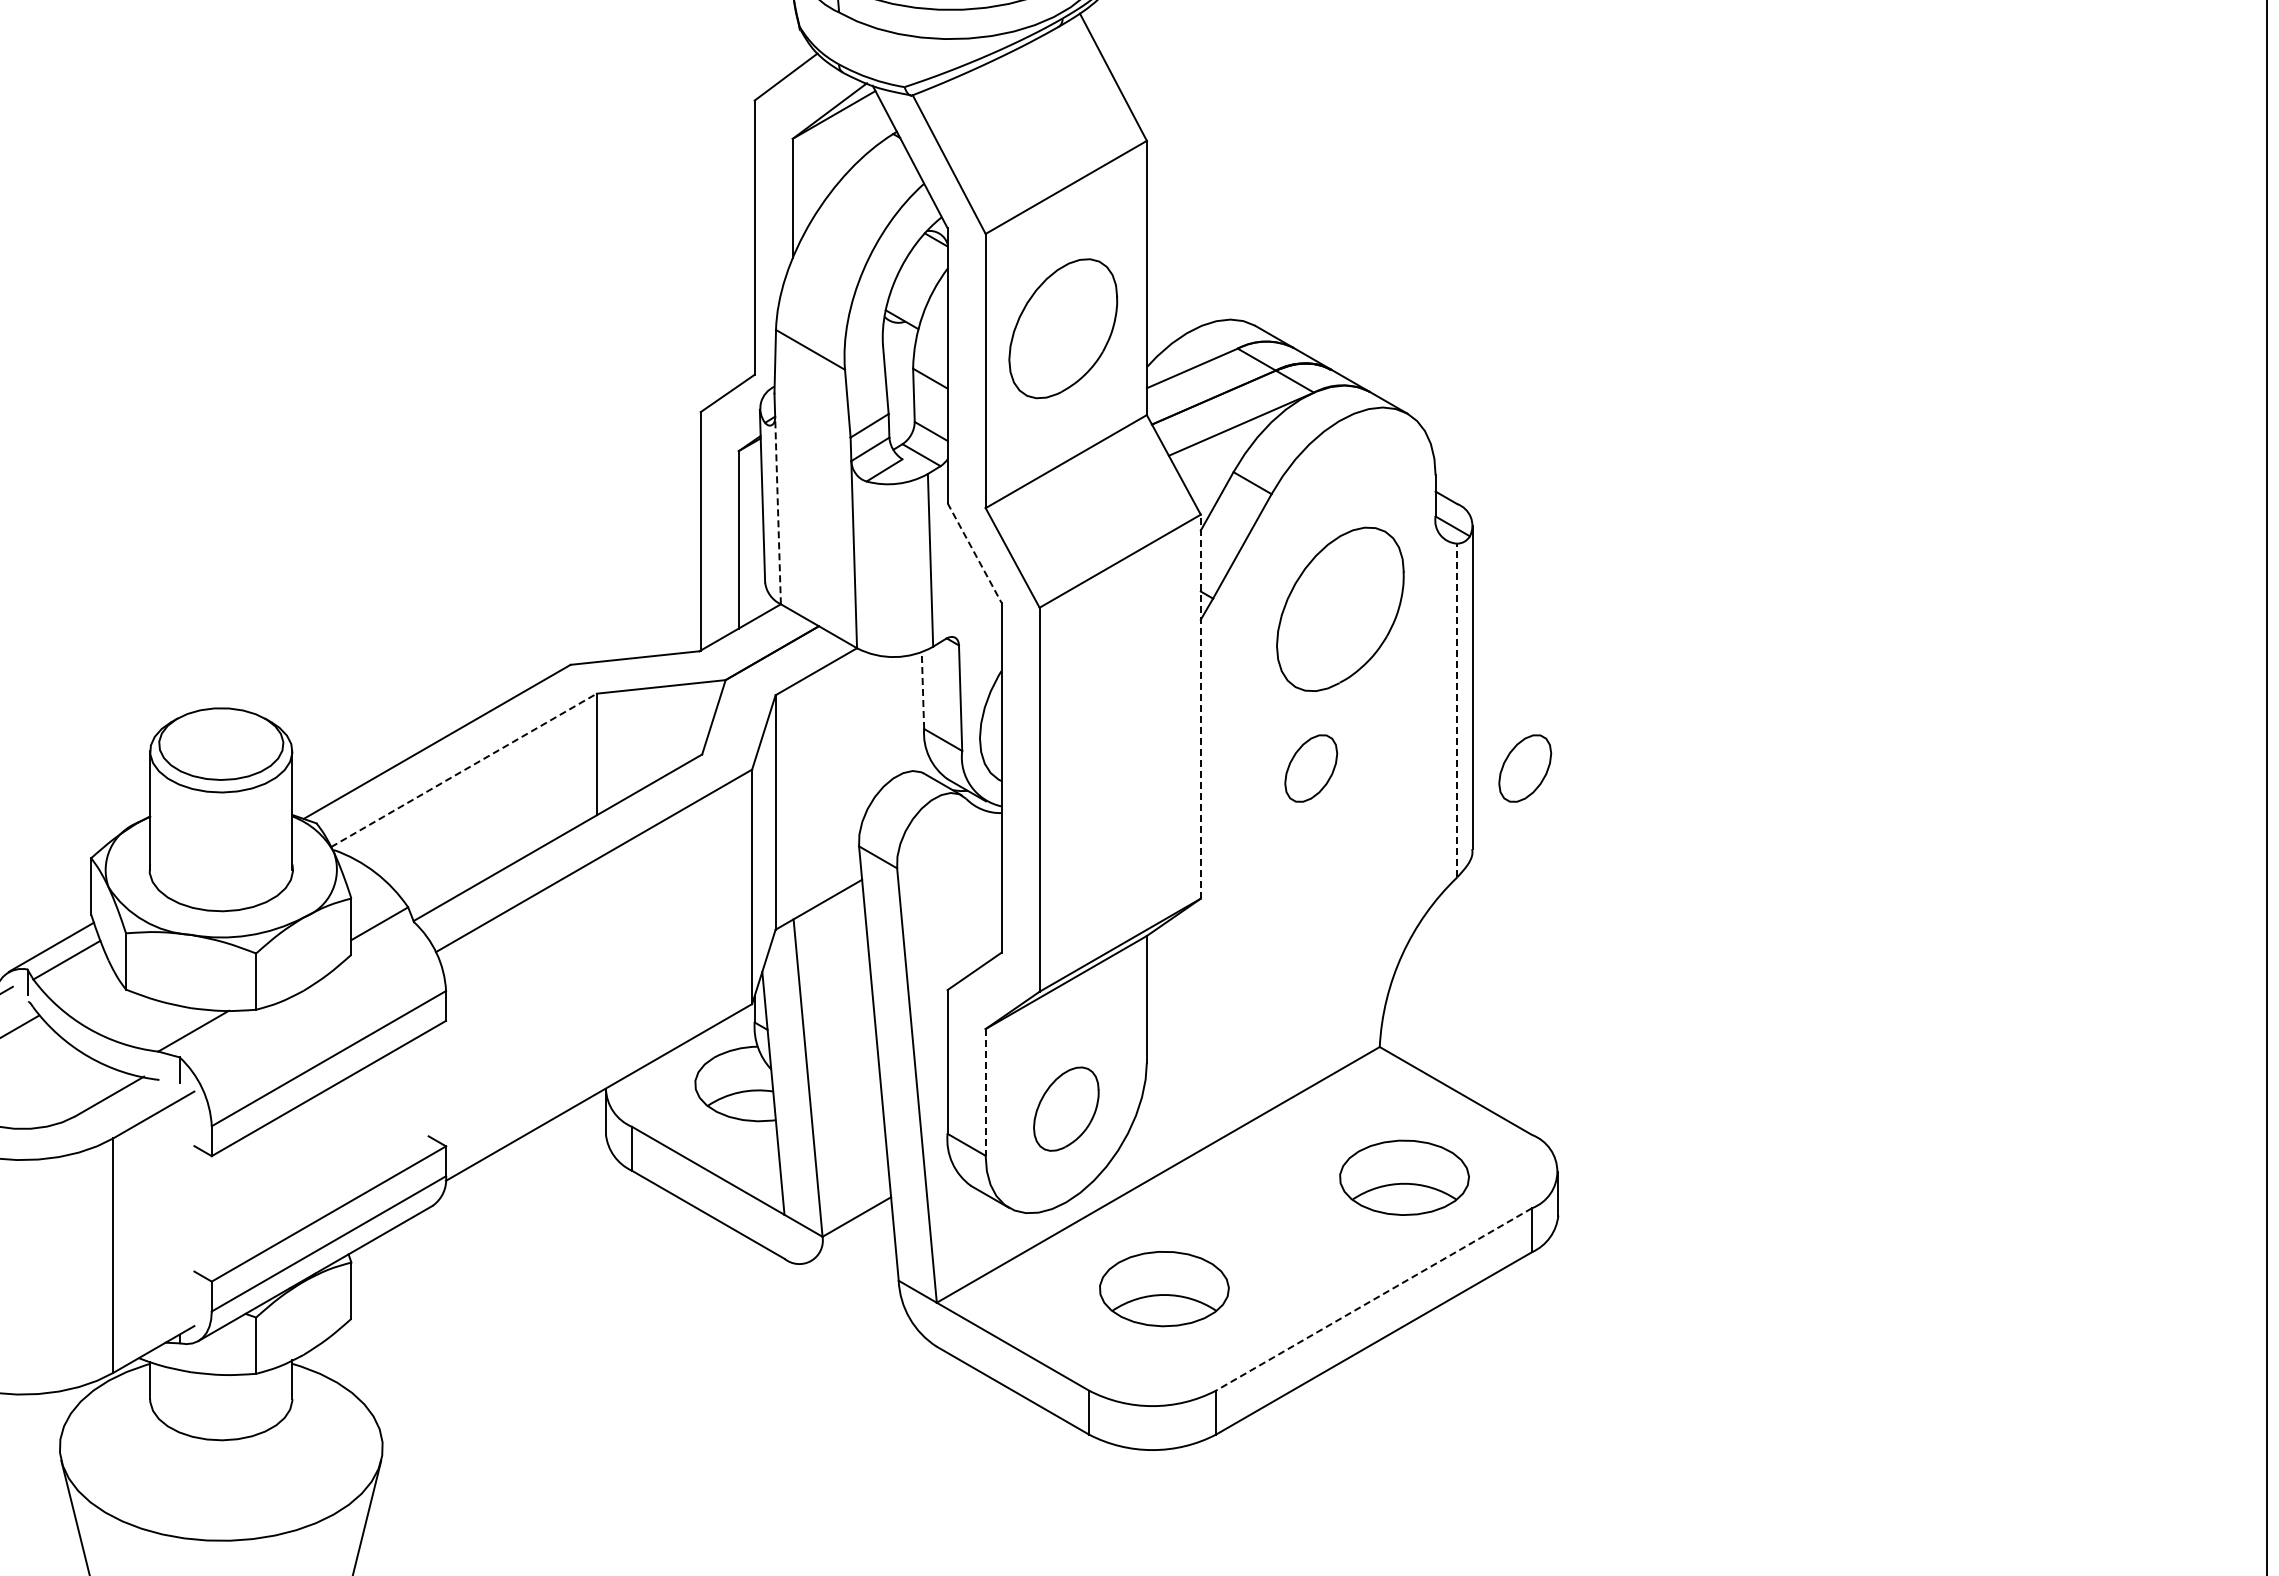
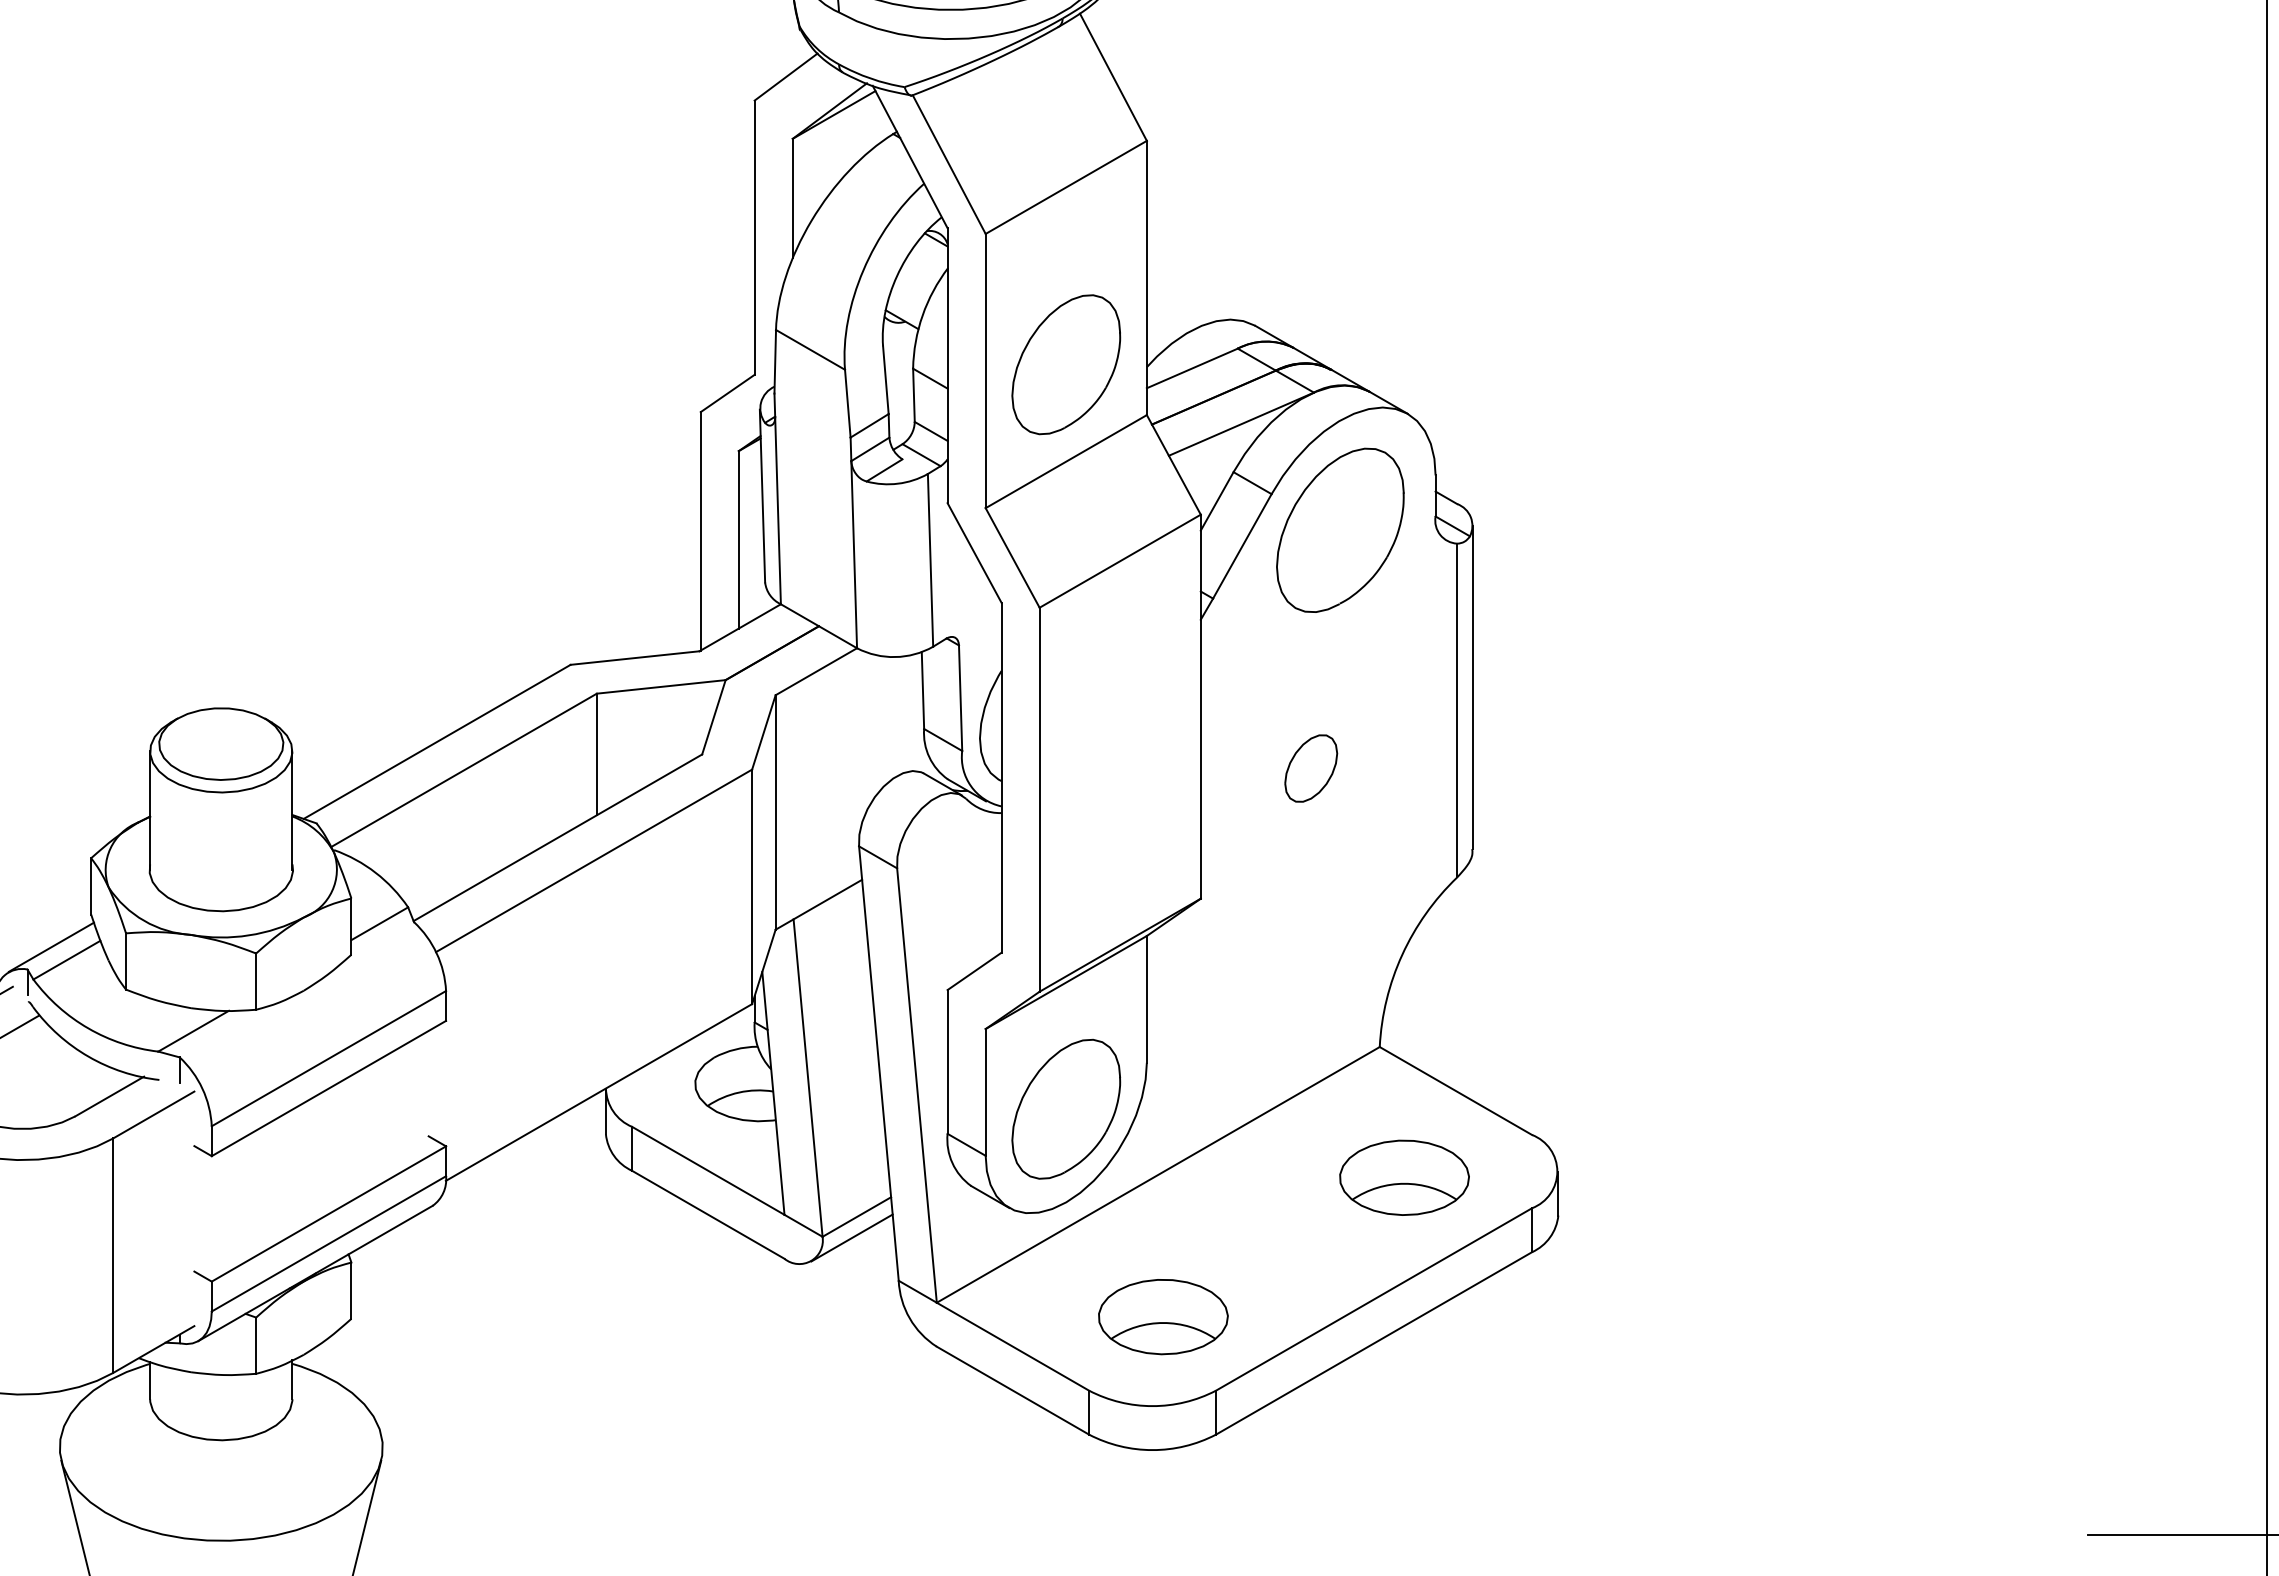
part position: (1063, 328) -> (1066, 364) (1066, 364)
line: dashed -> solid (778, 510)
line: dashed -> solid (974, 552)
part position: (1340, 608) -> (1340, 529) (1340, 529)
line: dashed -> solid (922, 690)
line: dashed -> solid (1200, 706)
line: dashed -> solid (1457, 710)
part: present -> none (1525, 768)
line: dashed -> solid (464, 770)
line: dashed -> solid (985, 1092)
part size: 67x86 px -> 111x142 px (1066, 1108)
line: none -> present (851, 1237)
part position: (1164, 1289) -> (1163, 1317) (1163, 1317)
line: dashed -> solid (1373, 1299)
line: none -> present (2181, 1535)
